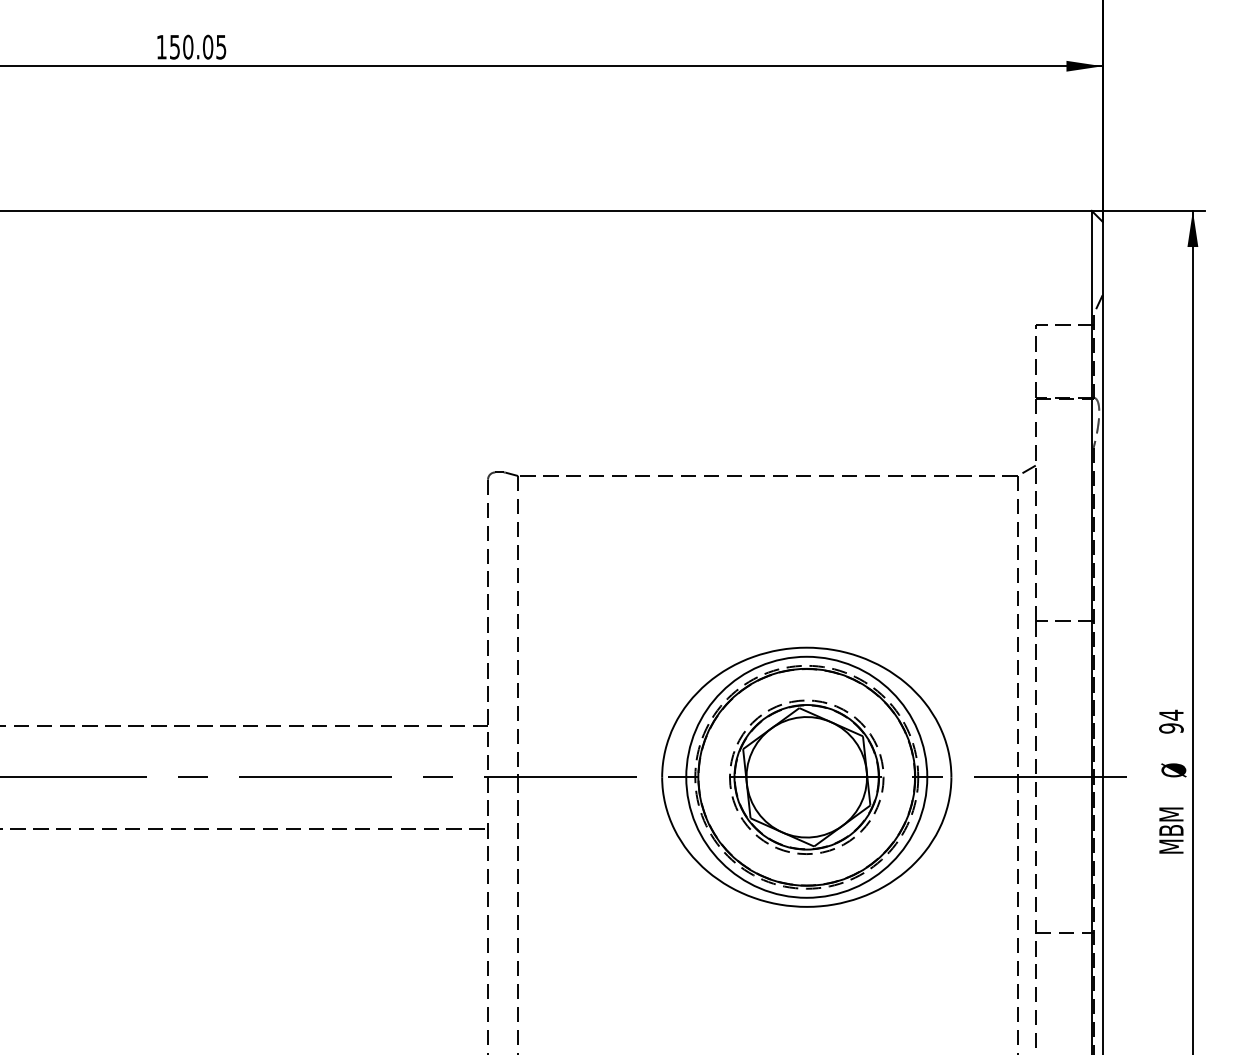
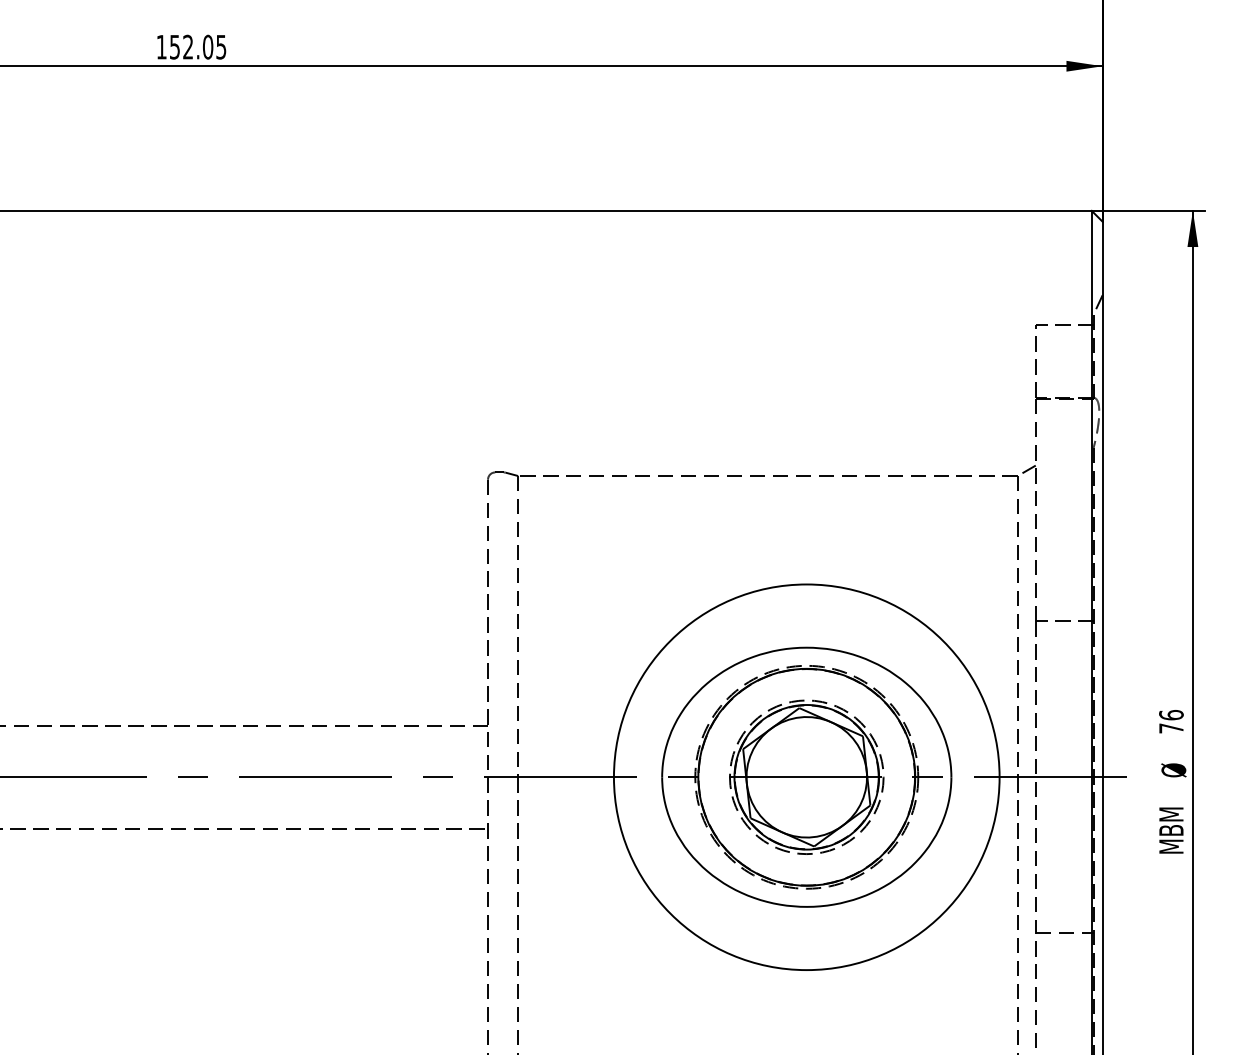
text: 150.05 -> 152.05 (188, 46)
text: 94 -> 76 (1171, 721)
circle diameter: 241 px -> 386 px (806, 777)
